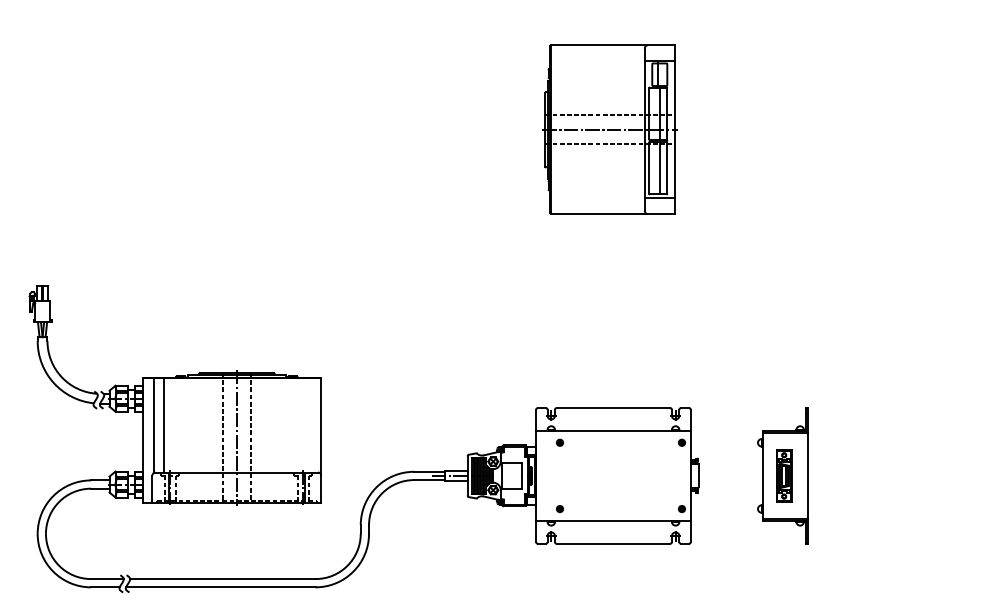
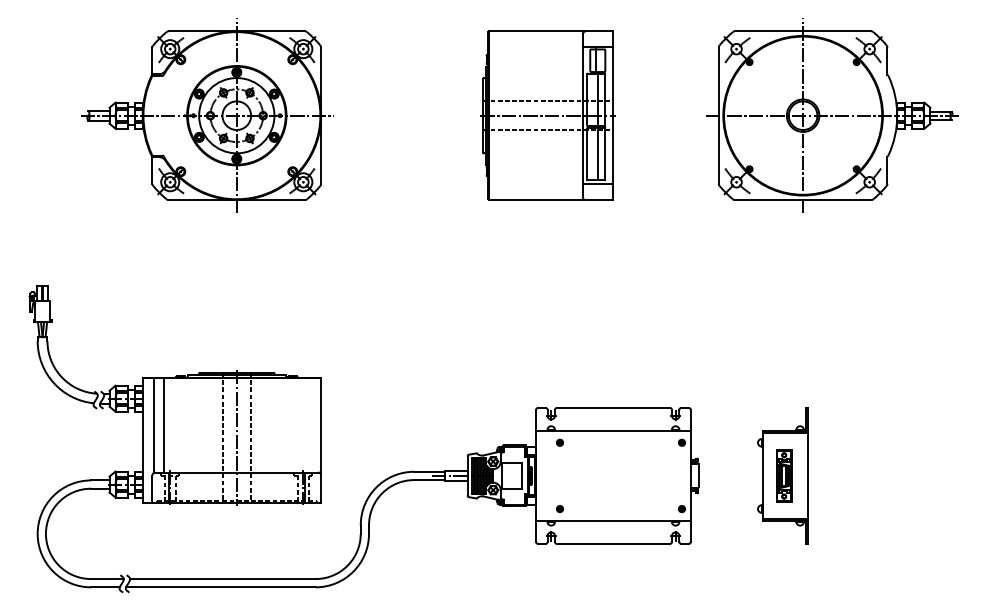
part: none -> present (207, 115)
part: none -> present (832, 115)
part position: (609, 129) -> (547, 115) (547, 115)
